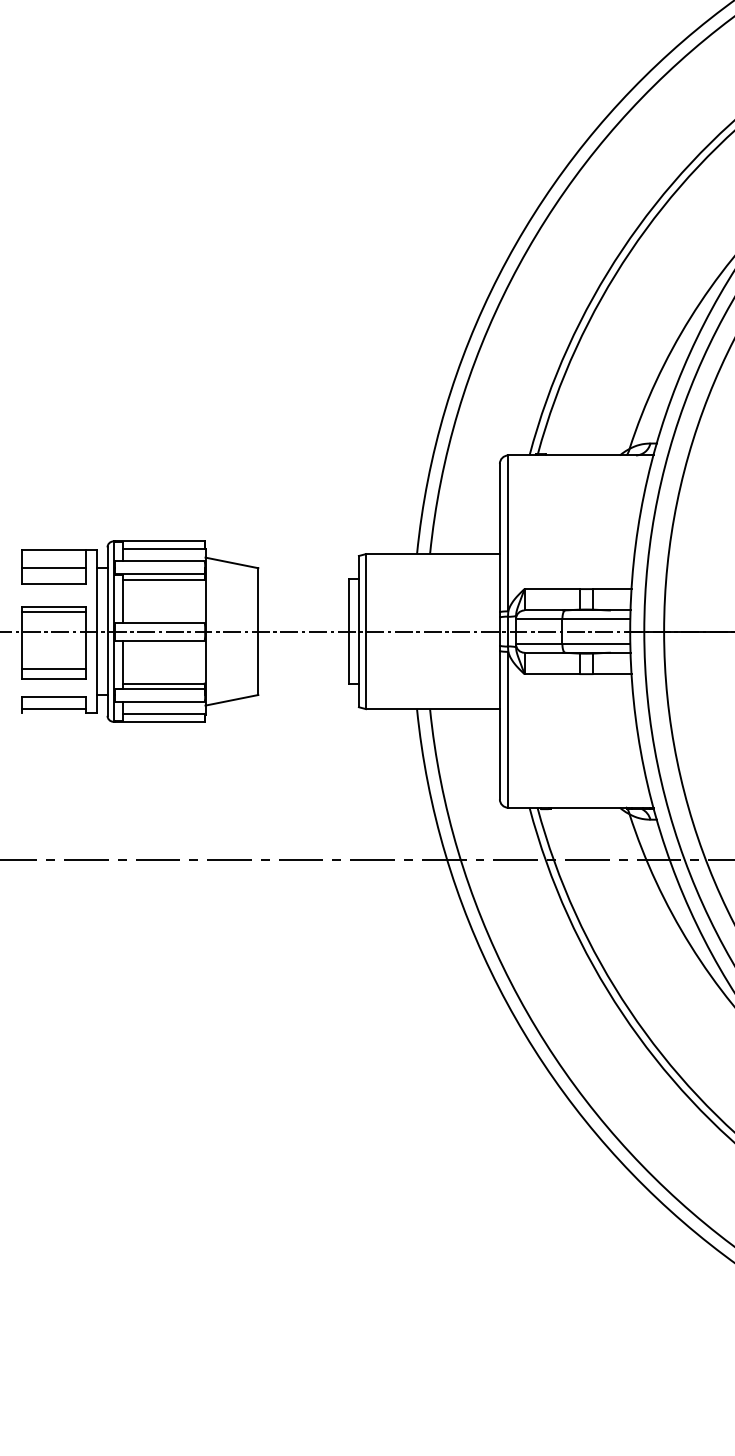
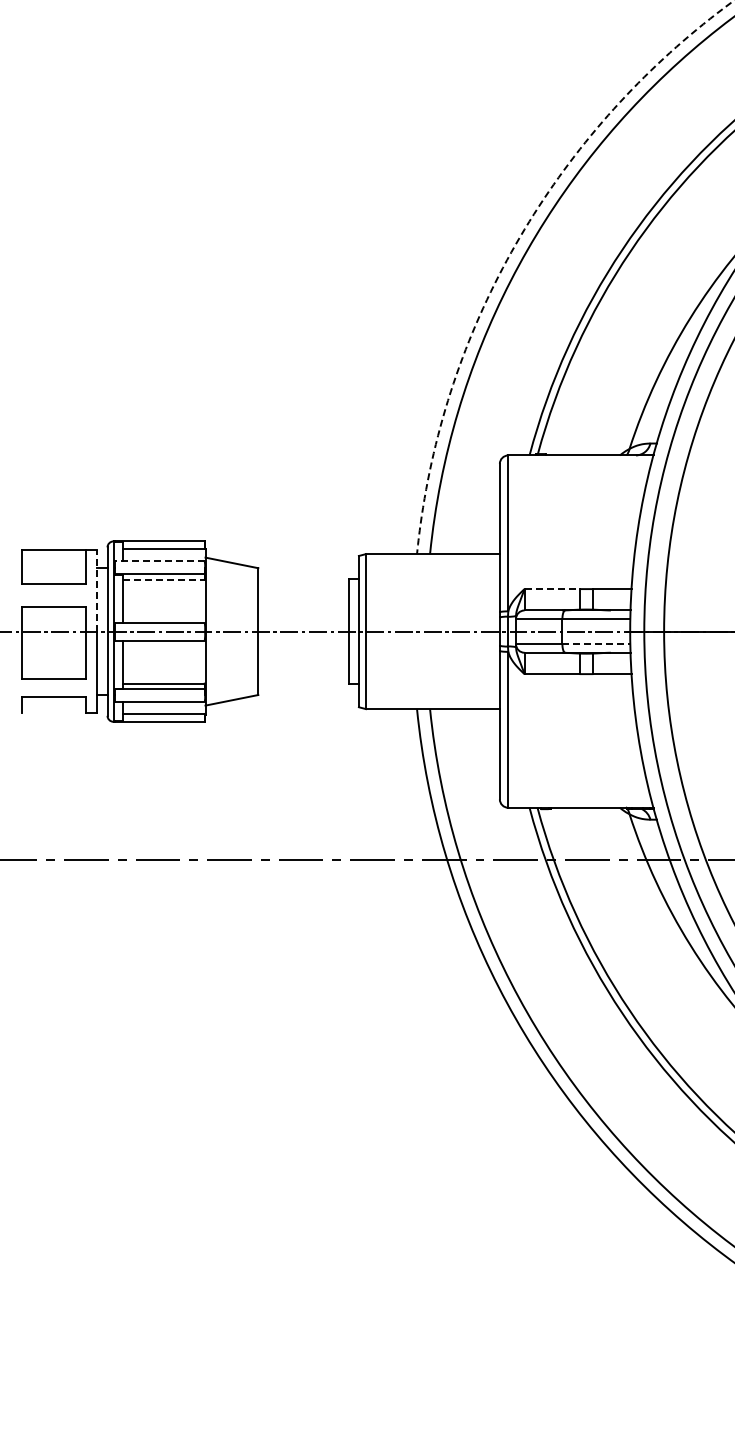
arc: solid -> dashed (514, 246)
line: solid -> dashed (159, 561)
line: present -> none (53, 568)
line: solid -> dashed (164, 579)
line: solid -> dashed (552, 589)
line: solid -> dashed (96, 591)
line: present -> none (53, 612)
line: solid -> dashed (596, 644)
line: present -> none (53, 668)
line: present -> none (53, 708)
